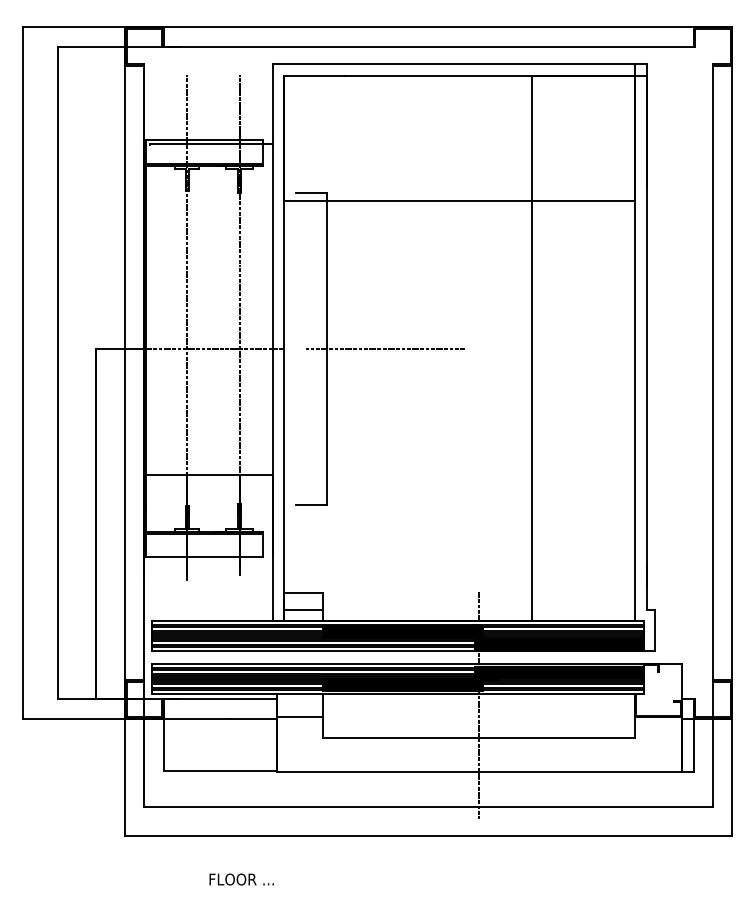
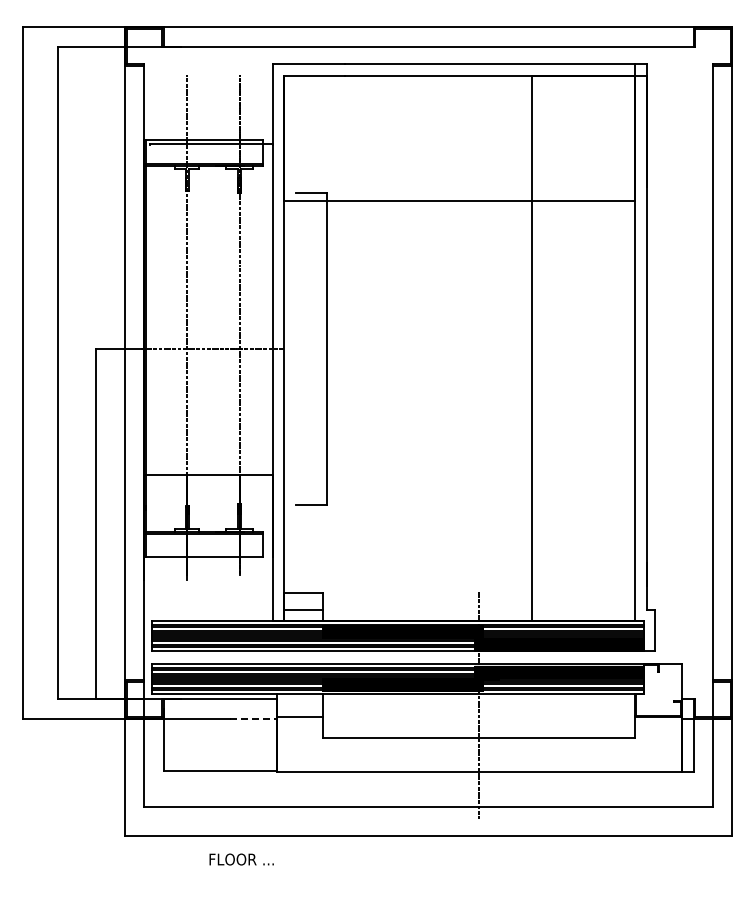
line: present -> none (384, 348)
line: solid -> dashed (253, 718)
text position: (241, 879) -> (241, 859) (241, 859)
